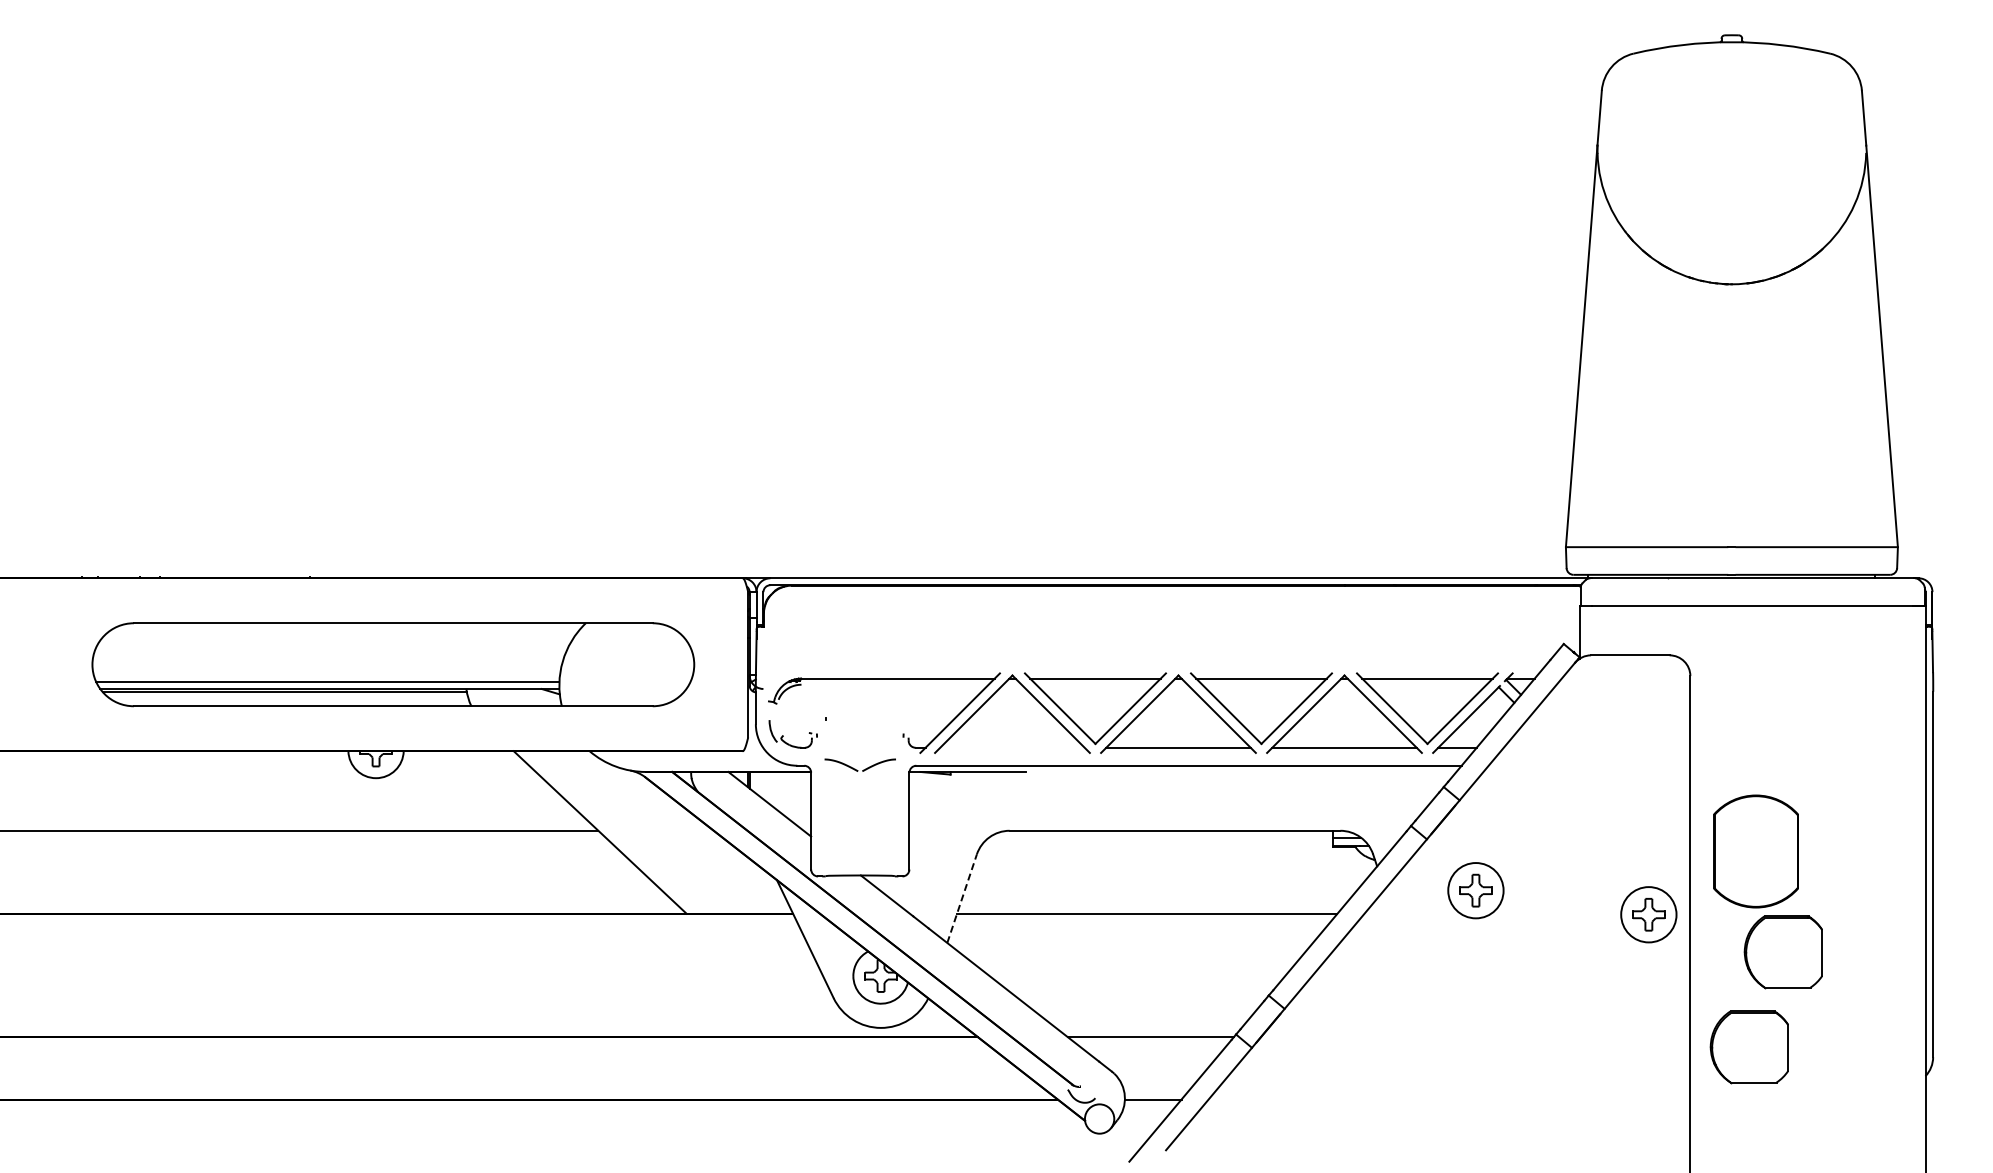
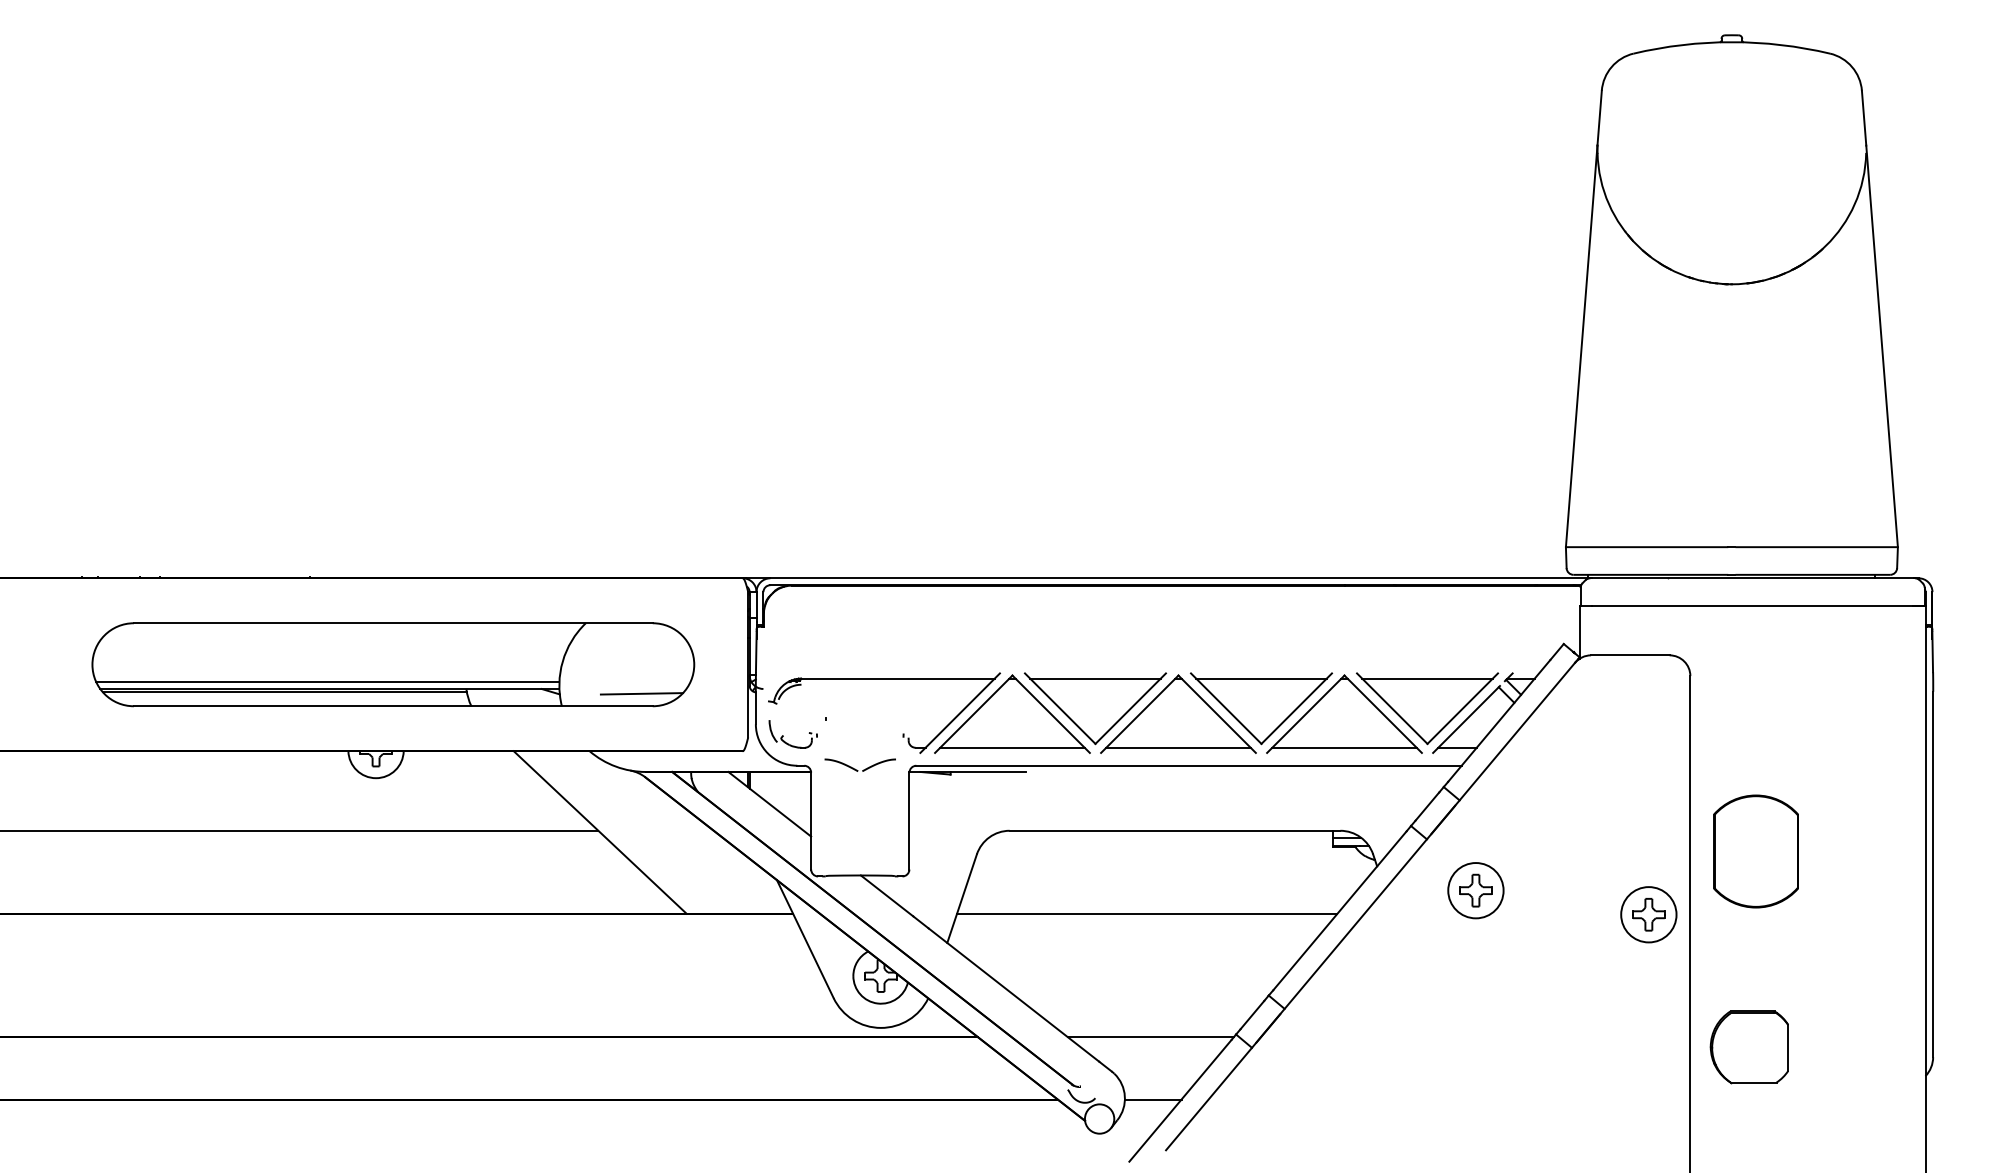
line: none -> present (641, 693)
line: none -> present (1012, 747)
line: dashed -> solid (962, 898)
part: present -> none (1782, 952)
